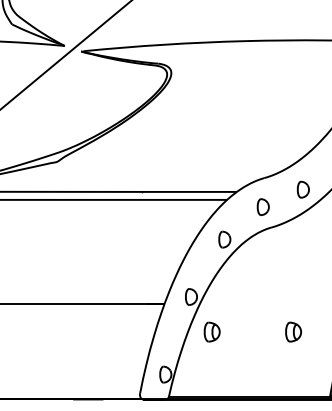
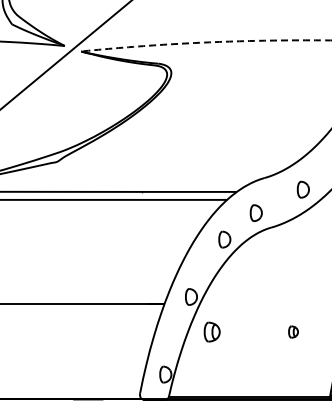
line: solid -> dashed (207, 42)
part position: (262, 206) -> (255, 212) (255, 212)
part size: 17x22 px -> 11x14 px (293, 331)
